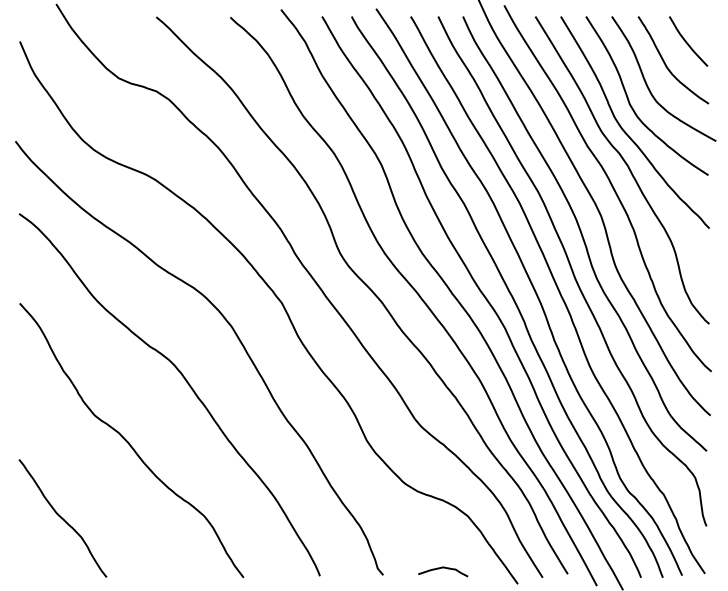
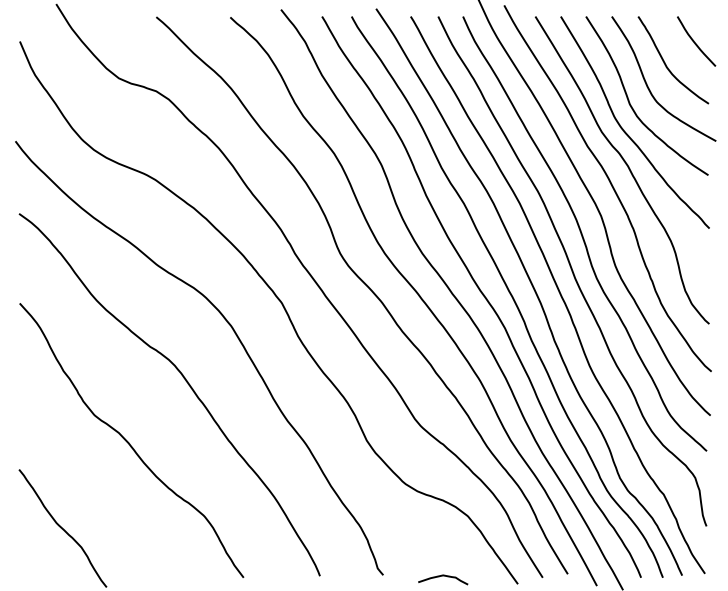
curve position: (687, 42) -> (695, 42) (695, 42)
curve position: (62, 518) -> (62, 528) (62, 528)
curve position: (443, 568) -> (443, 576) (443, 576)
